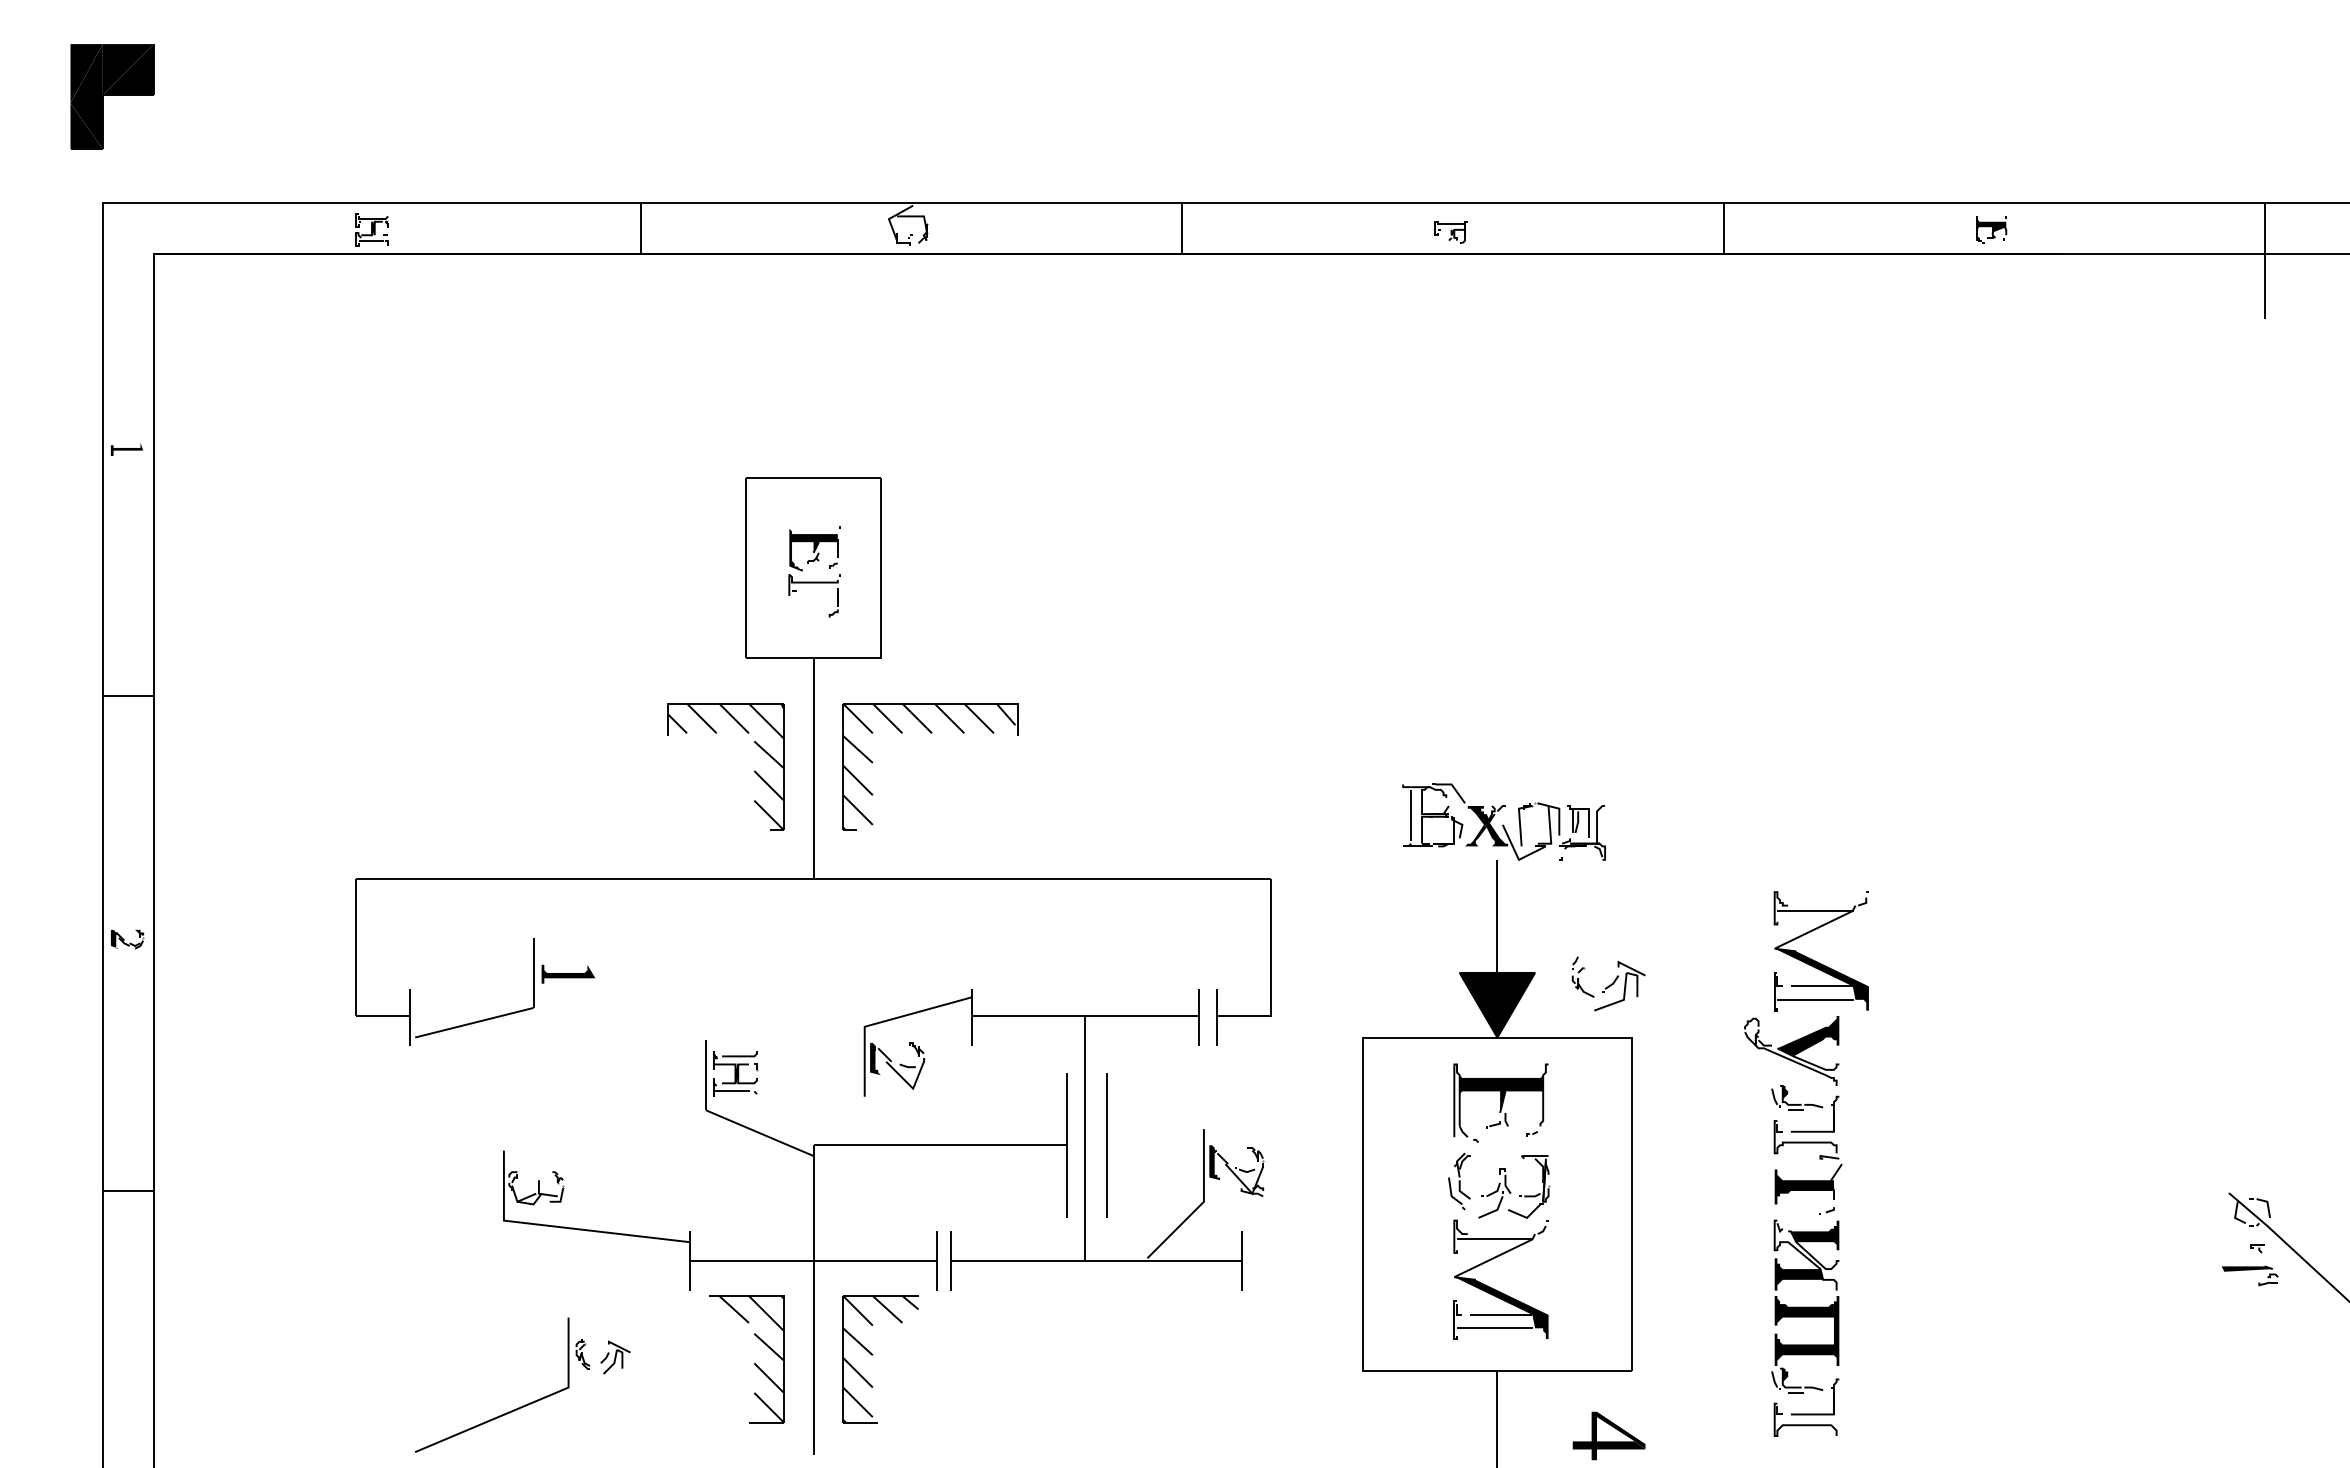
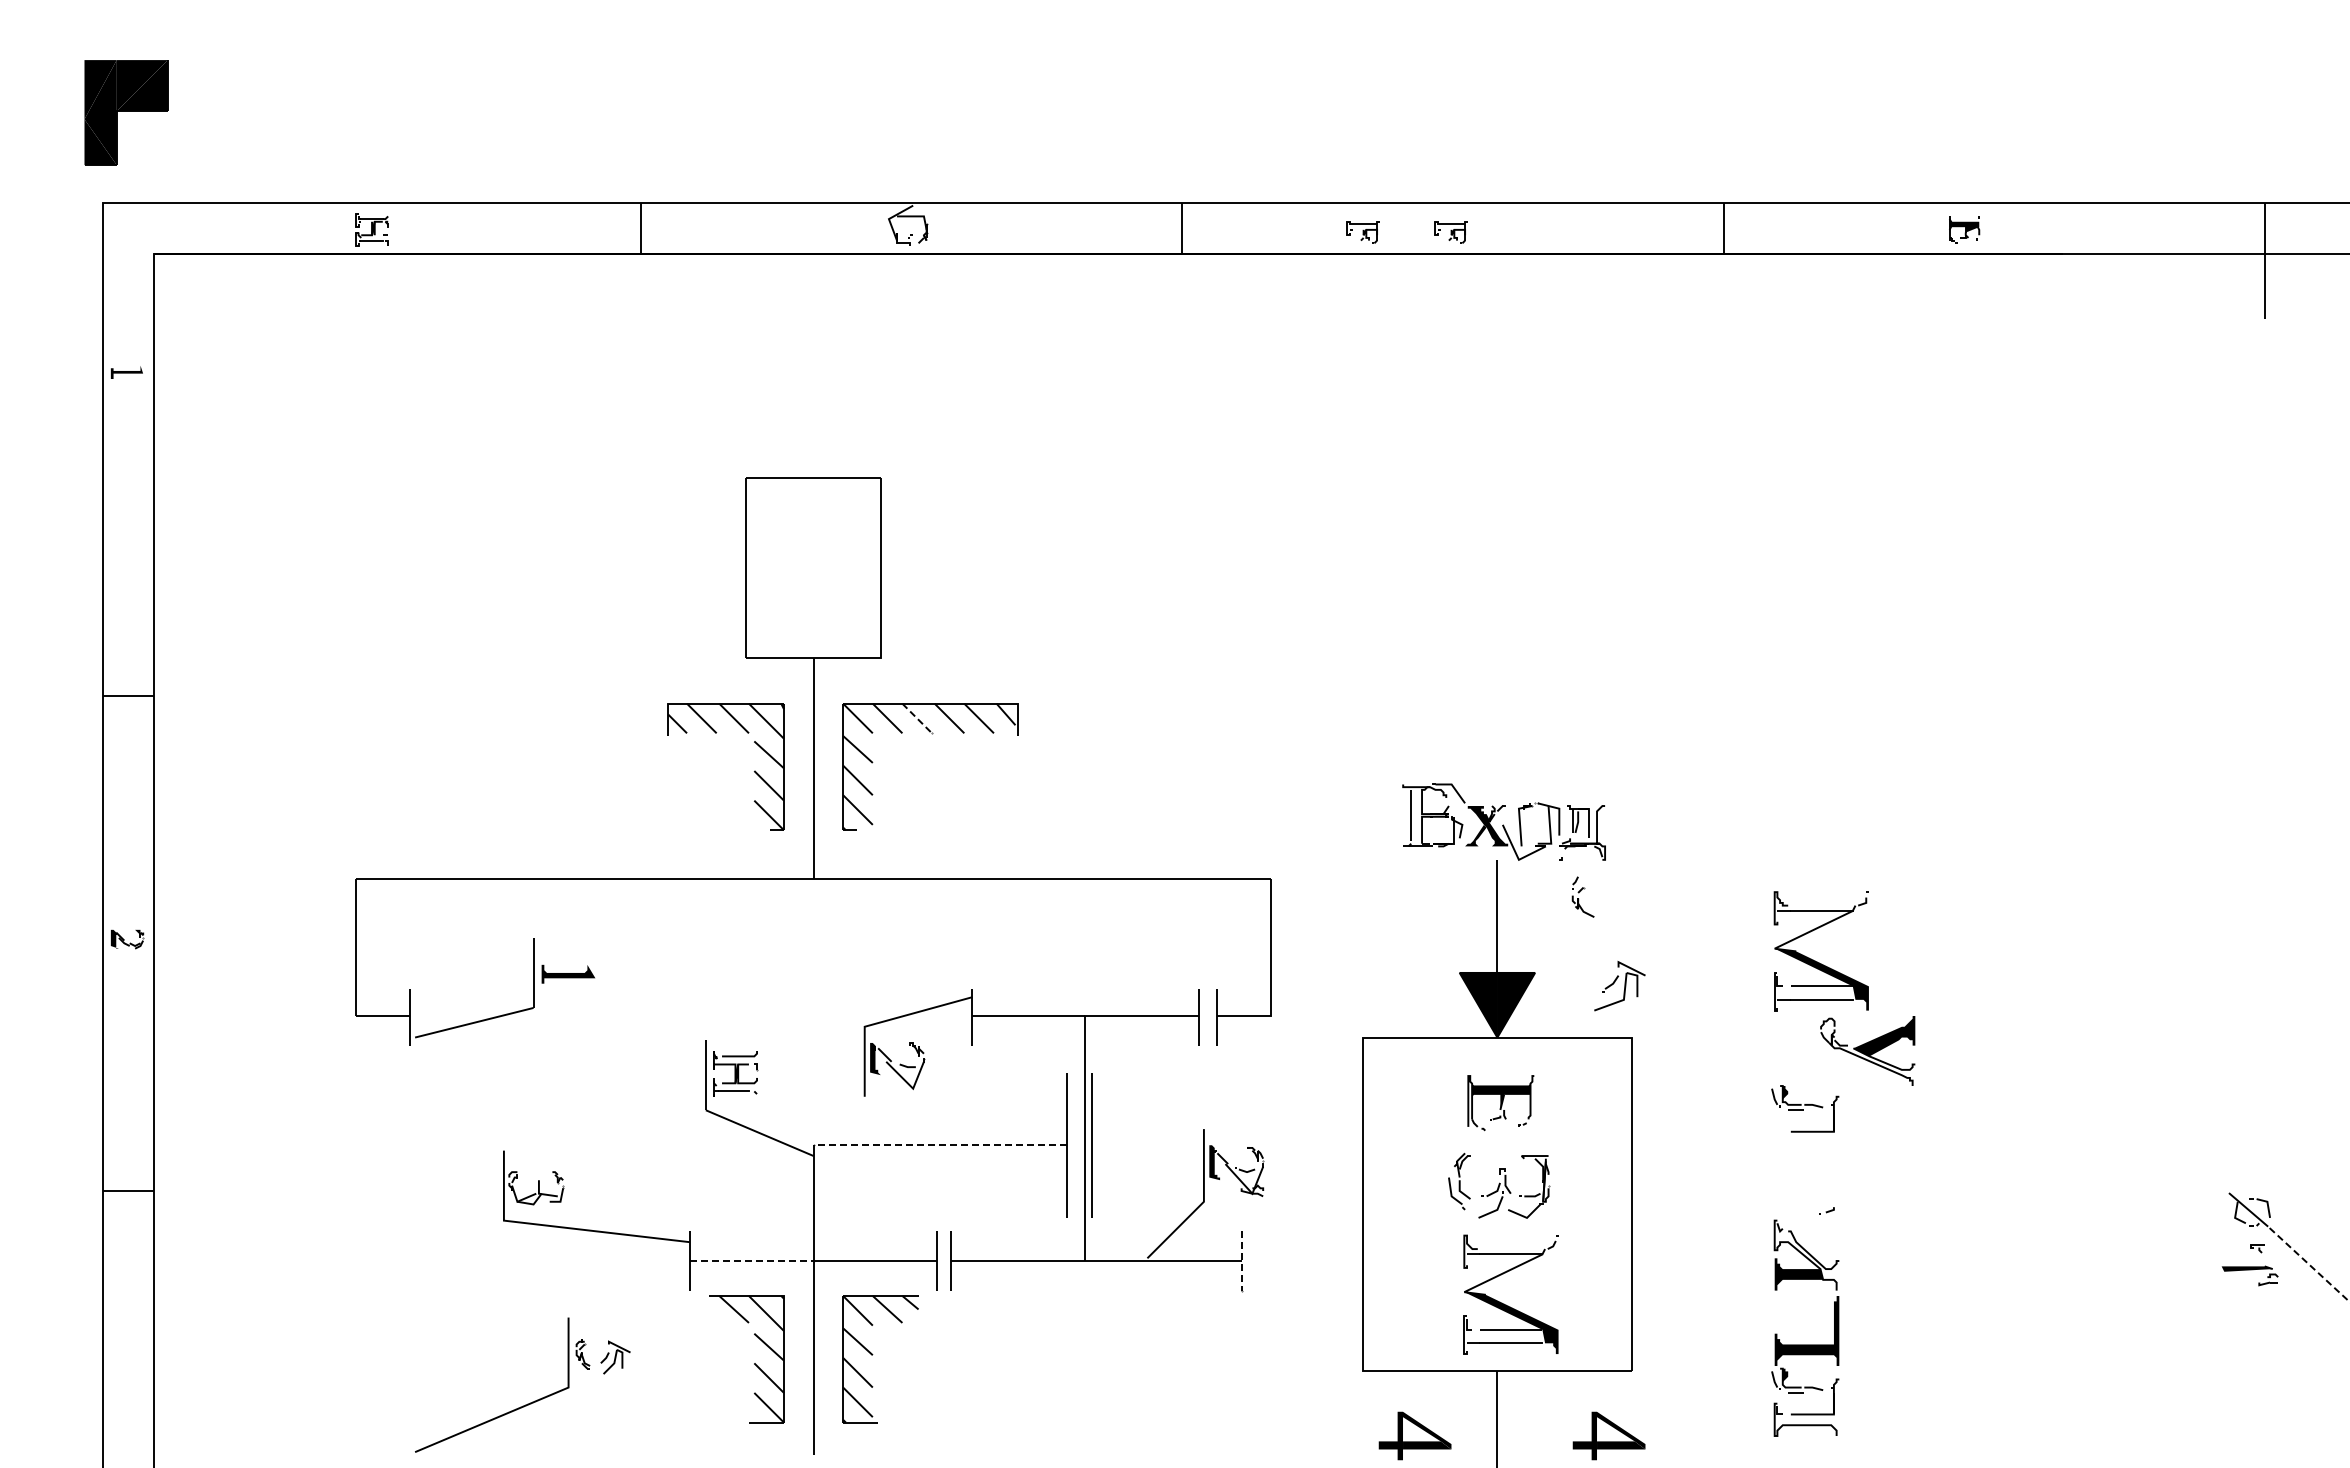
part position: (112, 96) -> (126, 112) (126, 112)
part position: (1991, 229) -> (1964, 229) (1964, 229)
part: none -> present (1362, 232)
part position: (126, 449) -> (126, 372) (126, 372)
part: present -> none (814, 561)
line: solid -> dashed (917, 719)
part position: (1582, 976) -> (1582, 896) (1582, 896)
part position: (1791, 1050) -> (1867, 1050) (1867, 1050)
part size: 96x80 px -> 68x57 px (1500, 1103)
line: solid -> dashed (939, 1145)
line position: (1106, 1145) -> (1091, 1145) (1091, 1145)
part: present -> none (1819, 1159)
fill: present -> none (1814, 1235)
line: solid -> dashed (752, 1261)
line: solid -> dashed (1241, 1261)
line: solid -> dashed (2308, 1263)
part position: (1496, 1289) -> (1506, 1304) (1506, 1304)
fill: present -> none (1803, 1320)
part: none -> present (1414, 1435)
